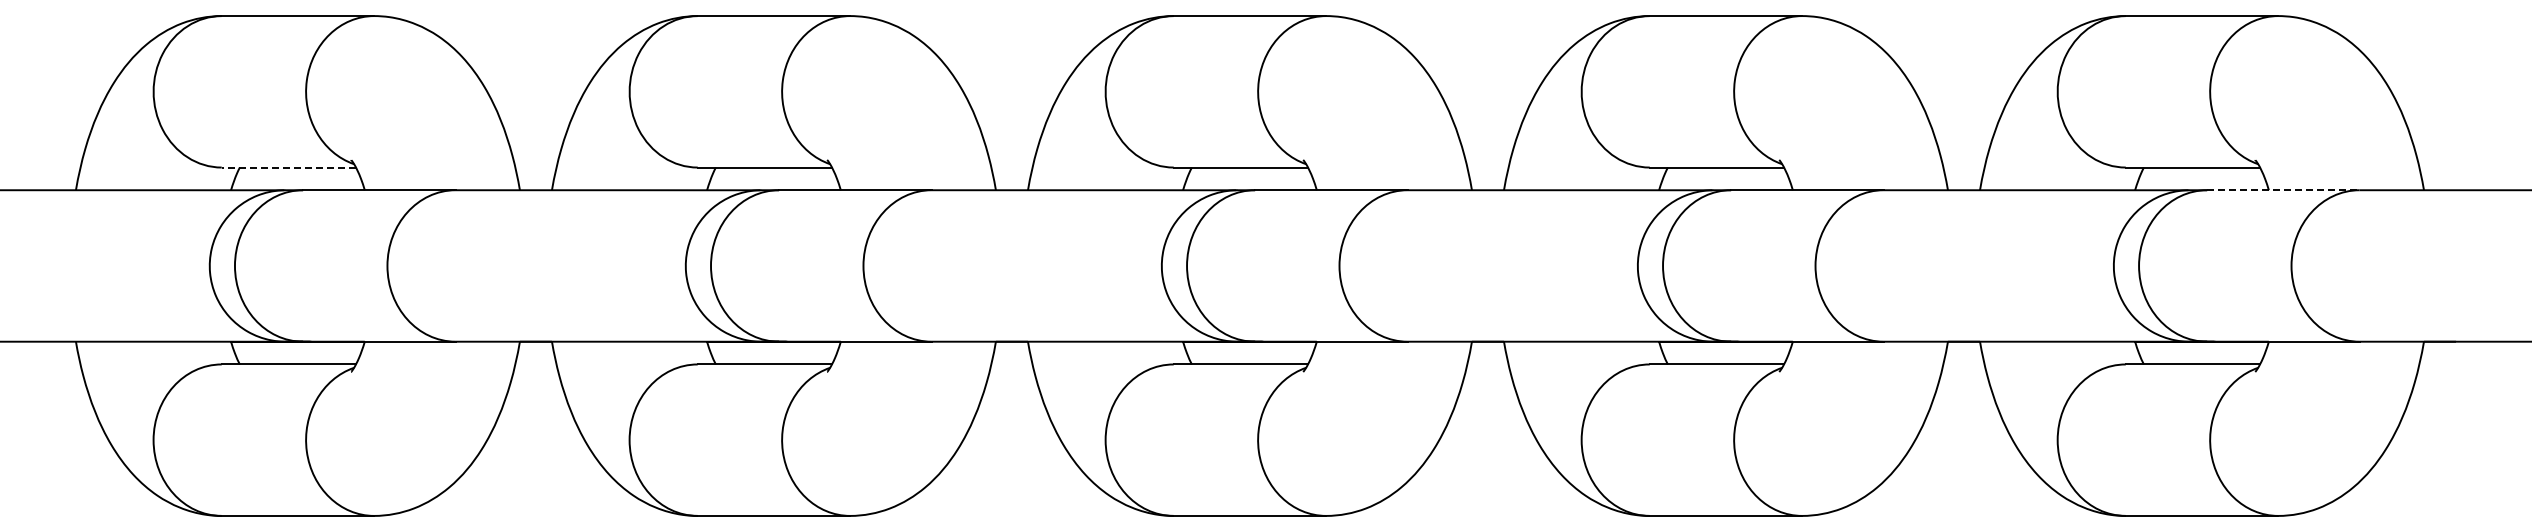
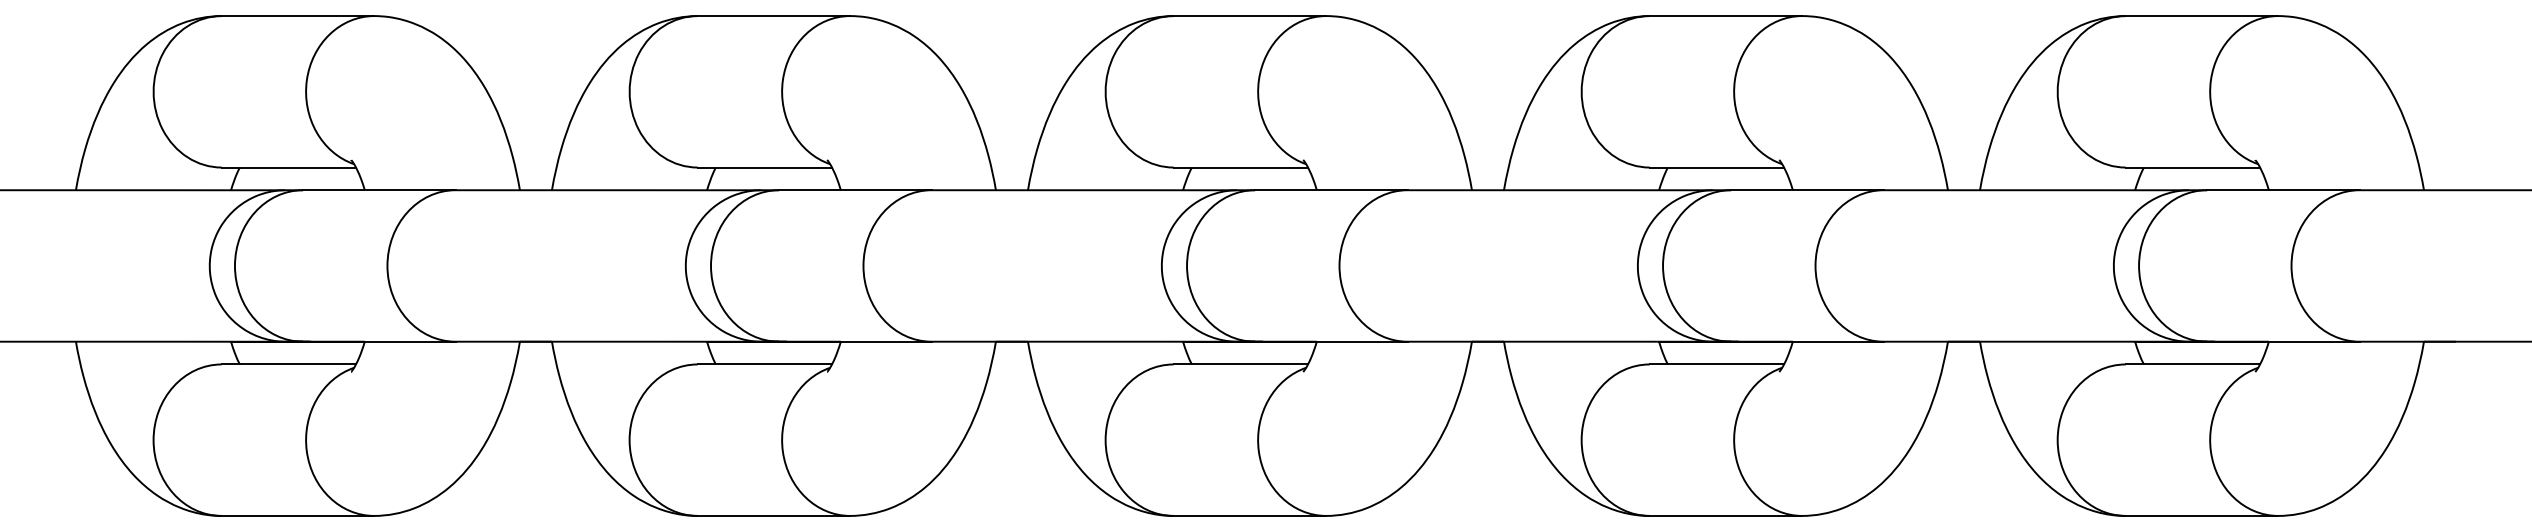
line: dashed -> solid (288, 167)
line: dashed -> solid (2283, 190)
